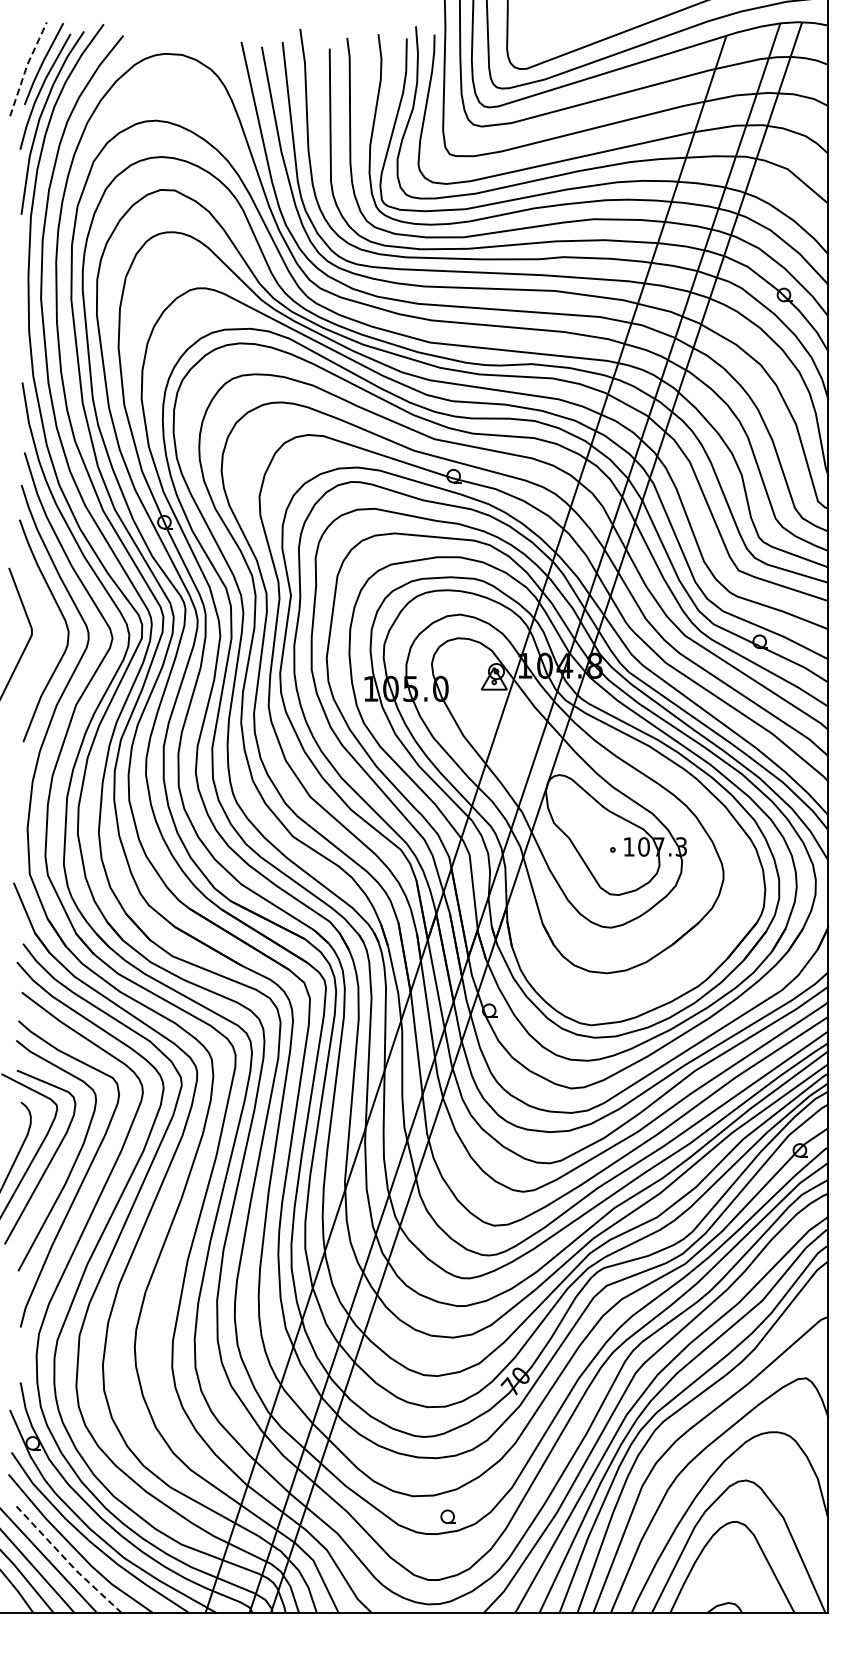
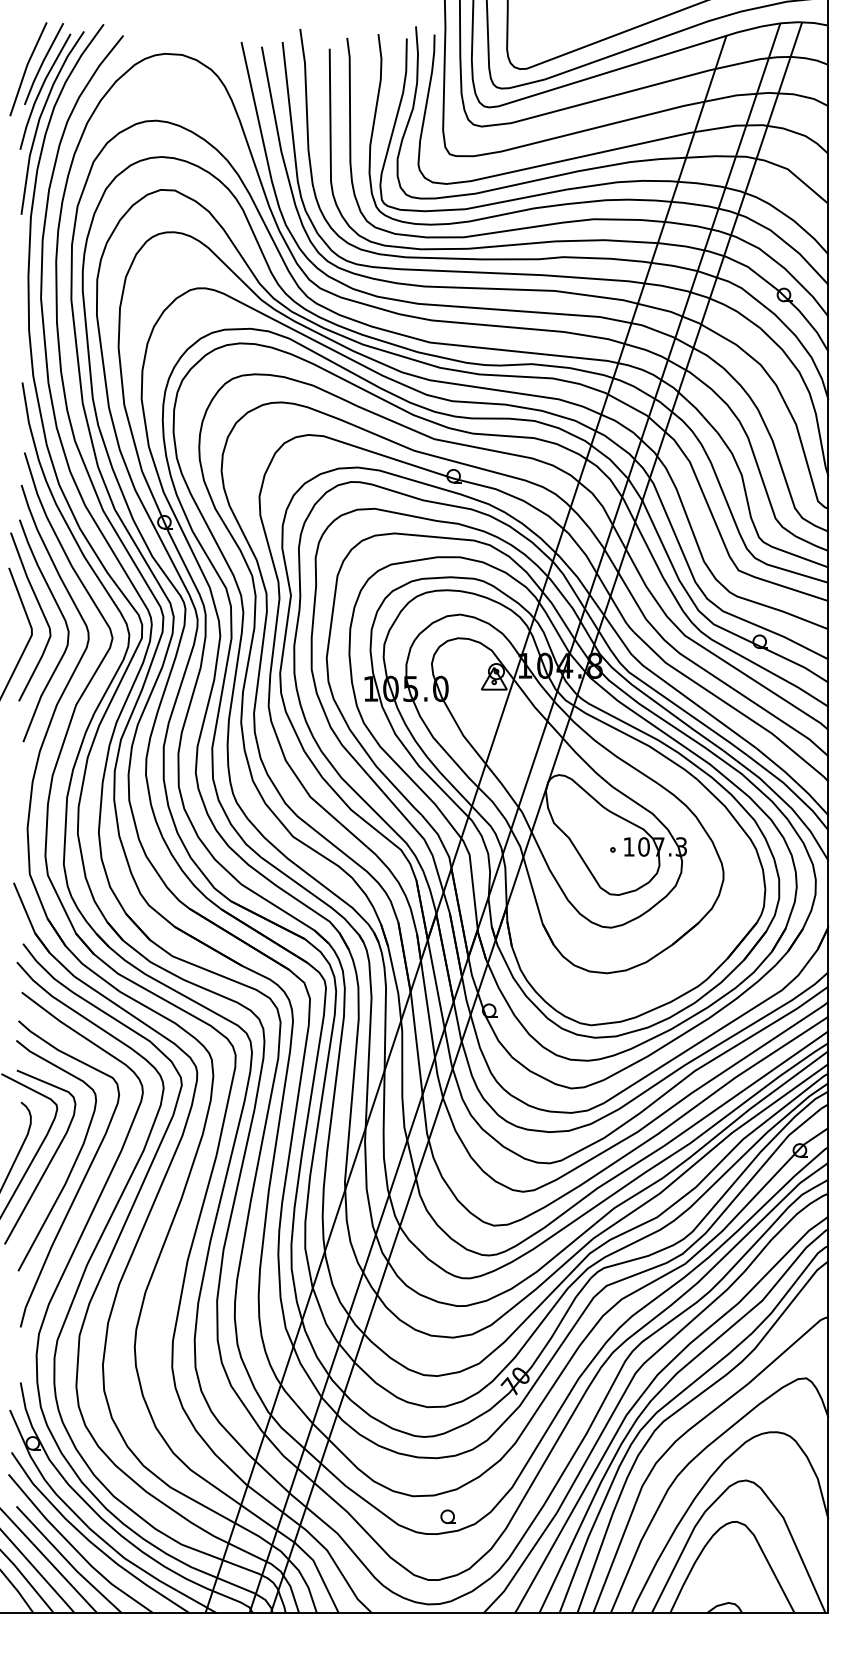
line: dashed -> solid (26, 67)
curve: none -> present (41, 612)
line: dashed -> solid (68, 1561)
